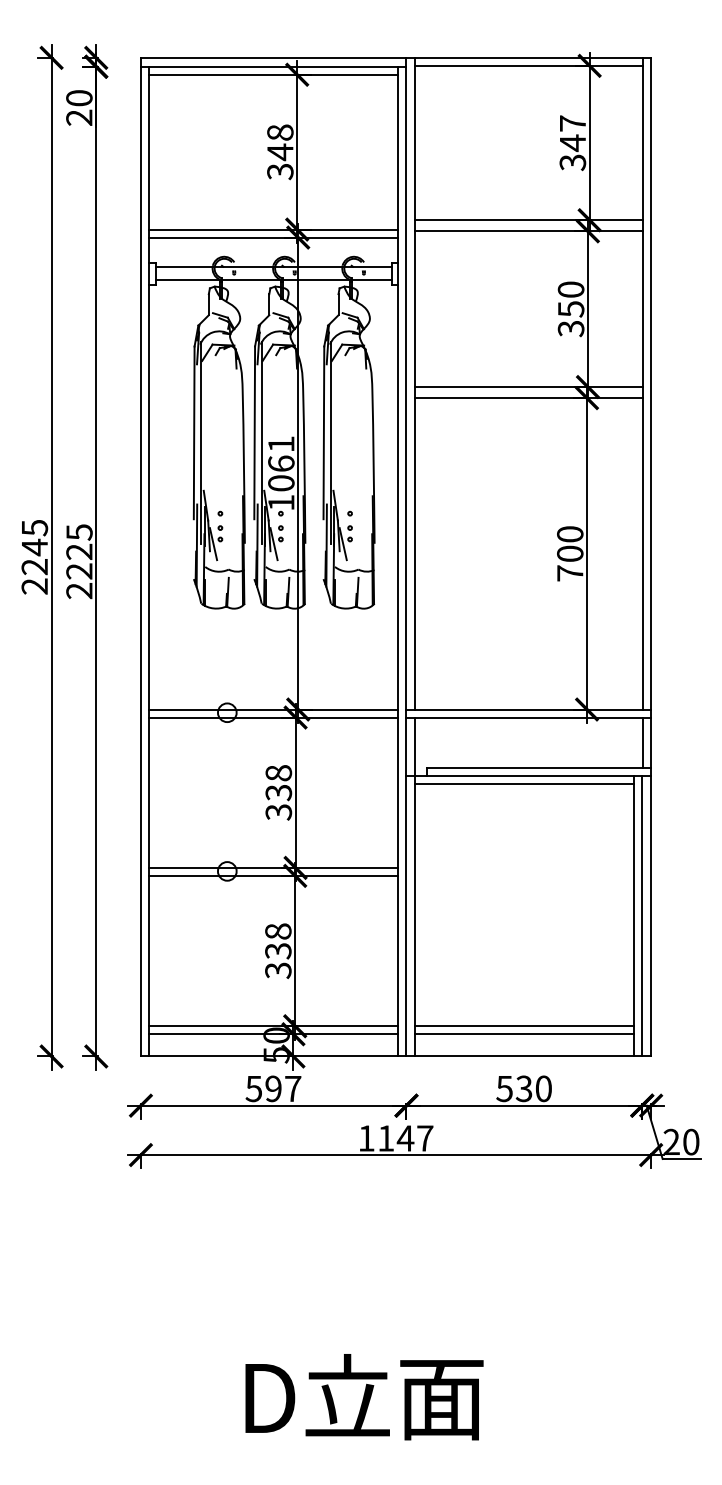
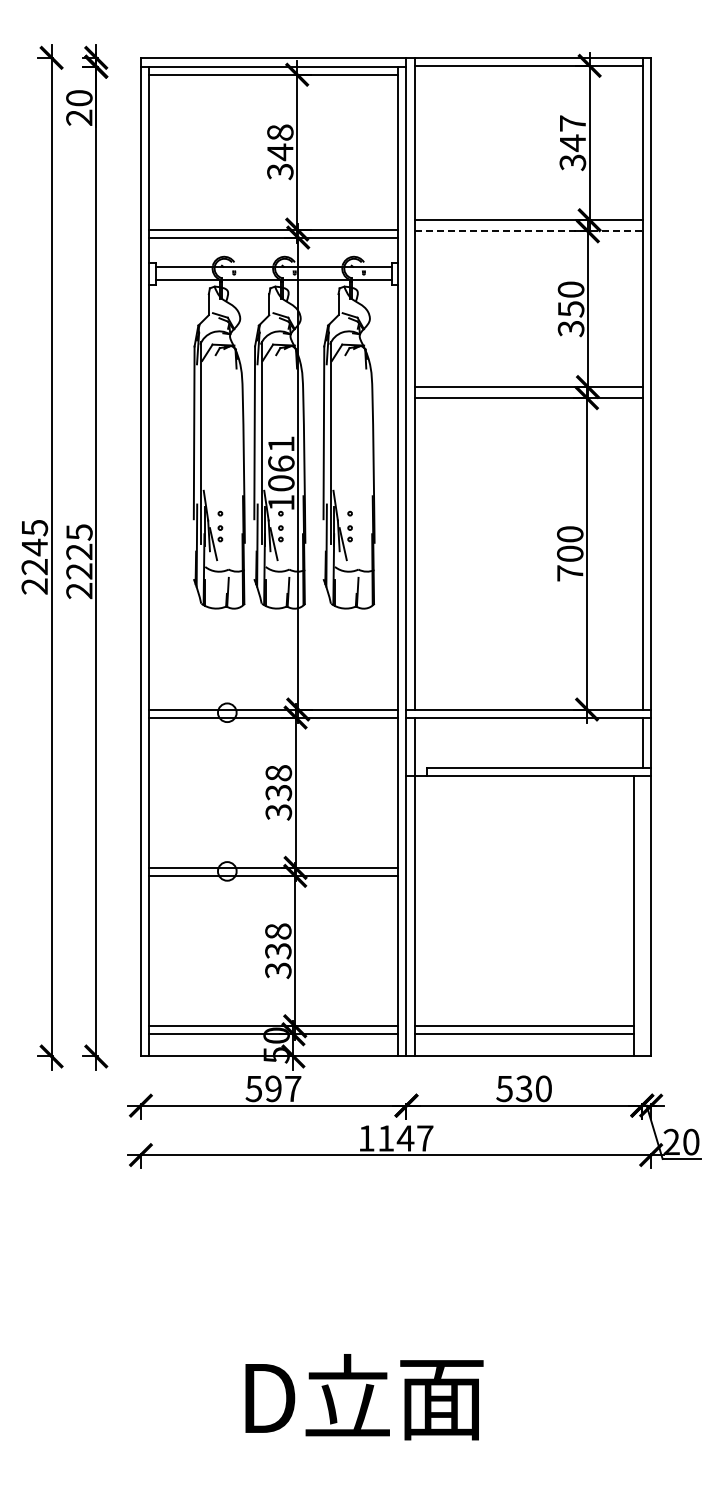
line: solid -> dashed (529, 231)
line: present -> none (524, 784)
line: present -> none (642, 916)
